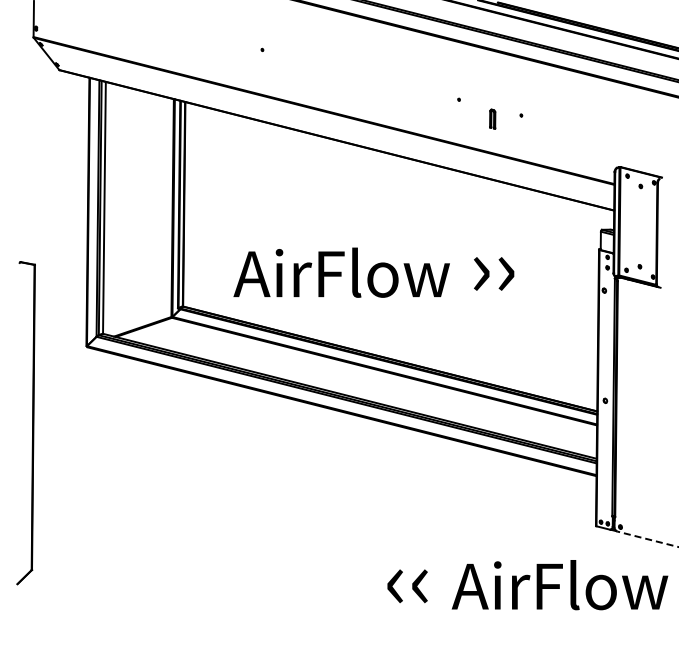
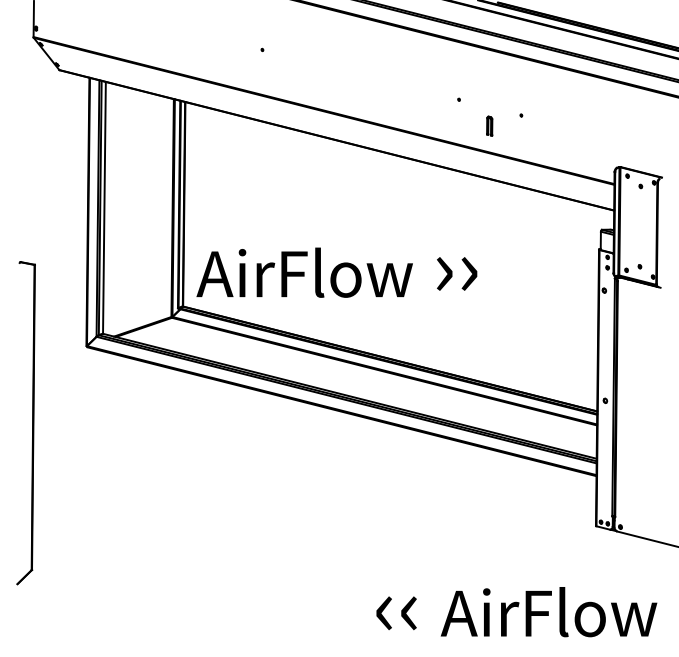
part position: (492, 118) -> (489, 125) (489, 125)
text position: (373, 272) -> (336, 272) (336, 272)
line: dashed -> solid (647, 539)
text position: (527, 585) -> (516, 612) (516, 612)
